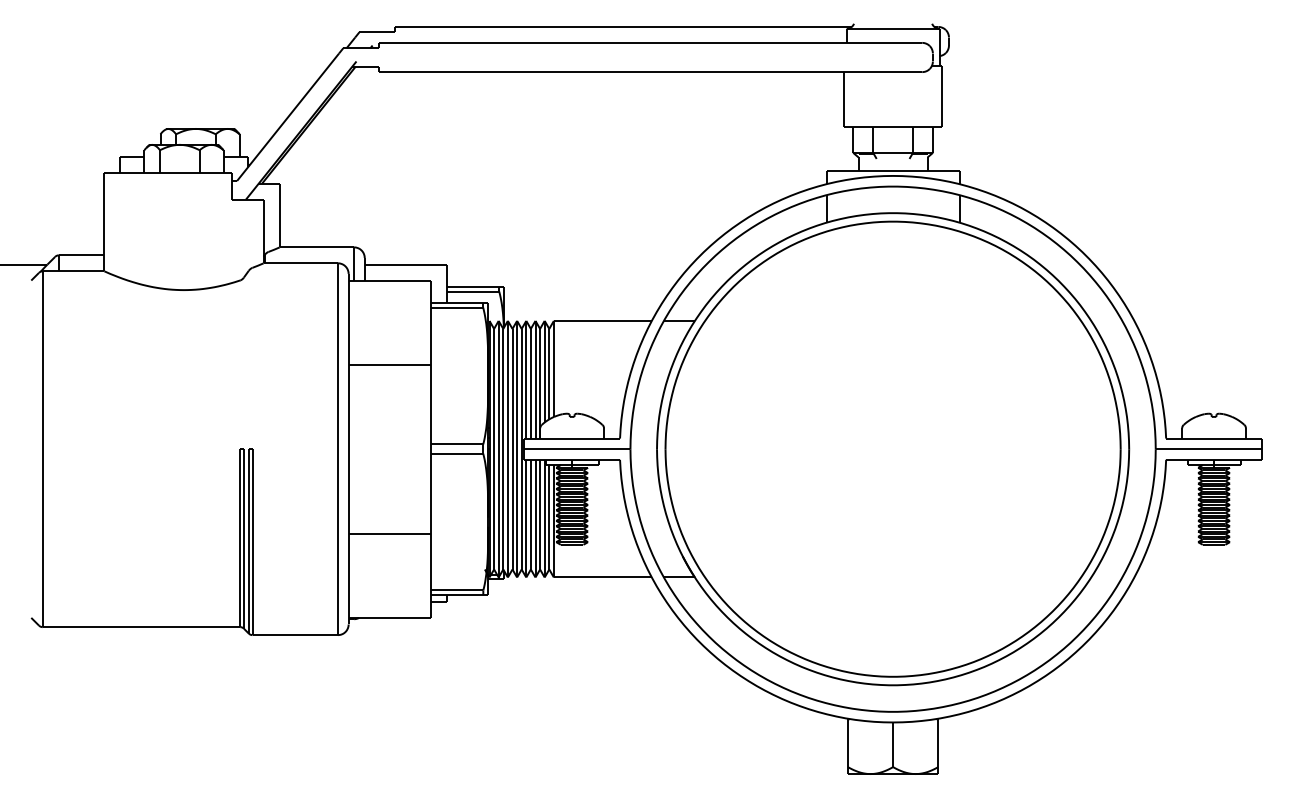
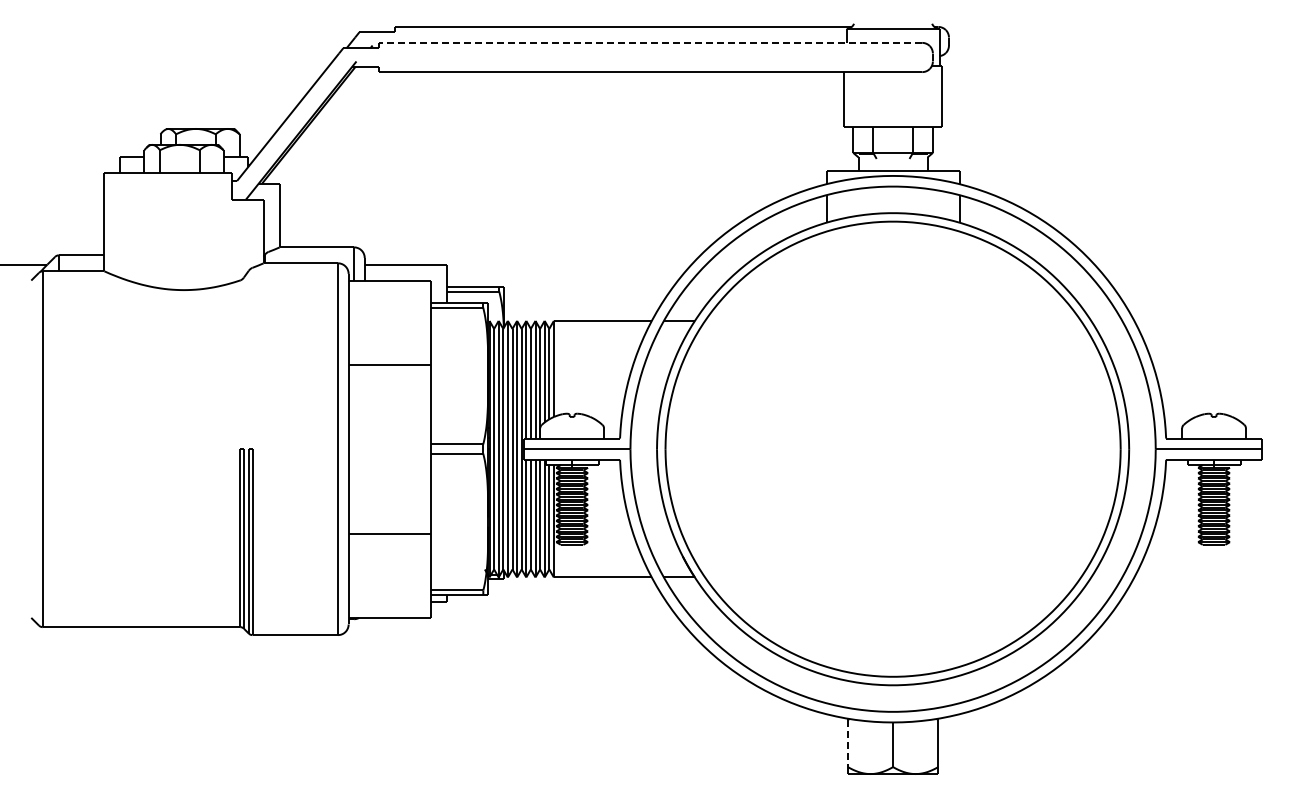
line: solid -> dashed (650, 42)
line: solid -> dashed (847, 743)
